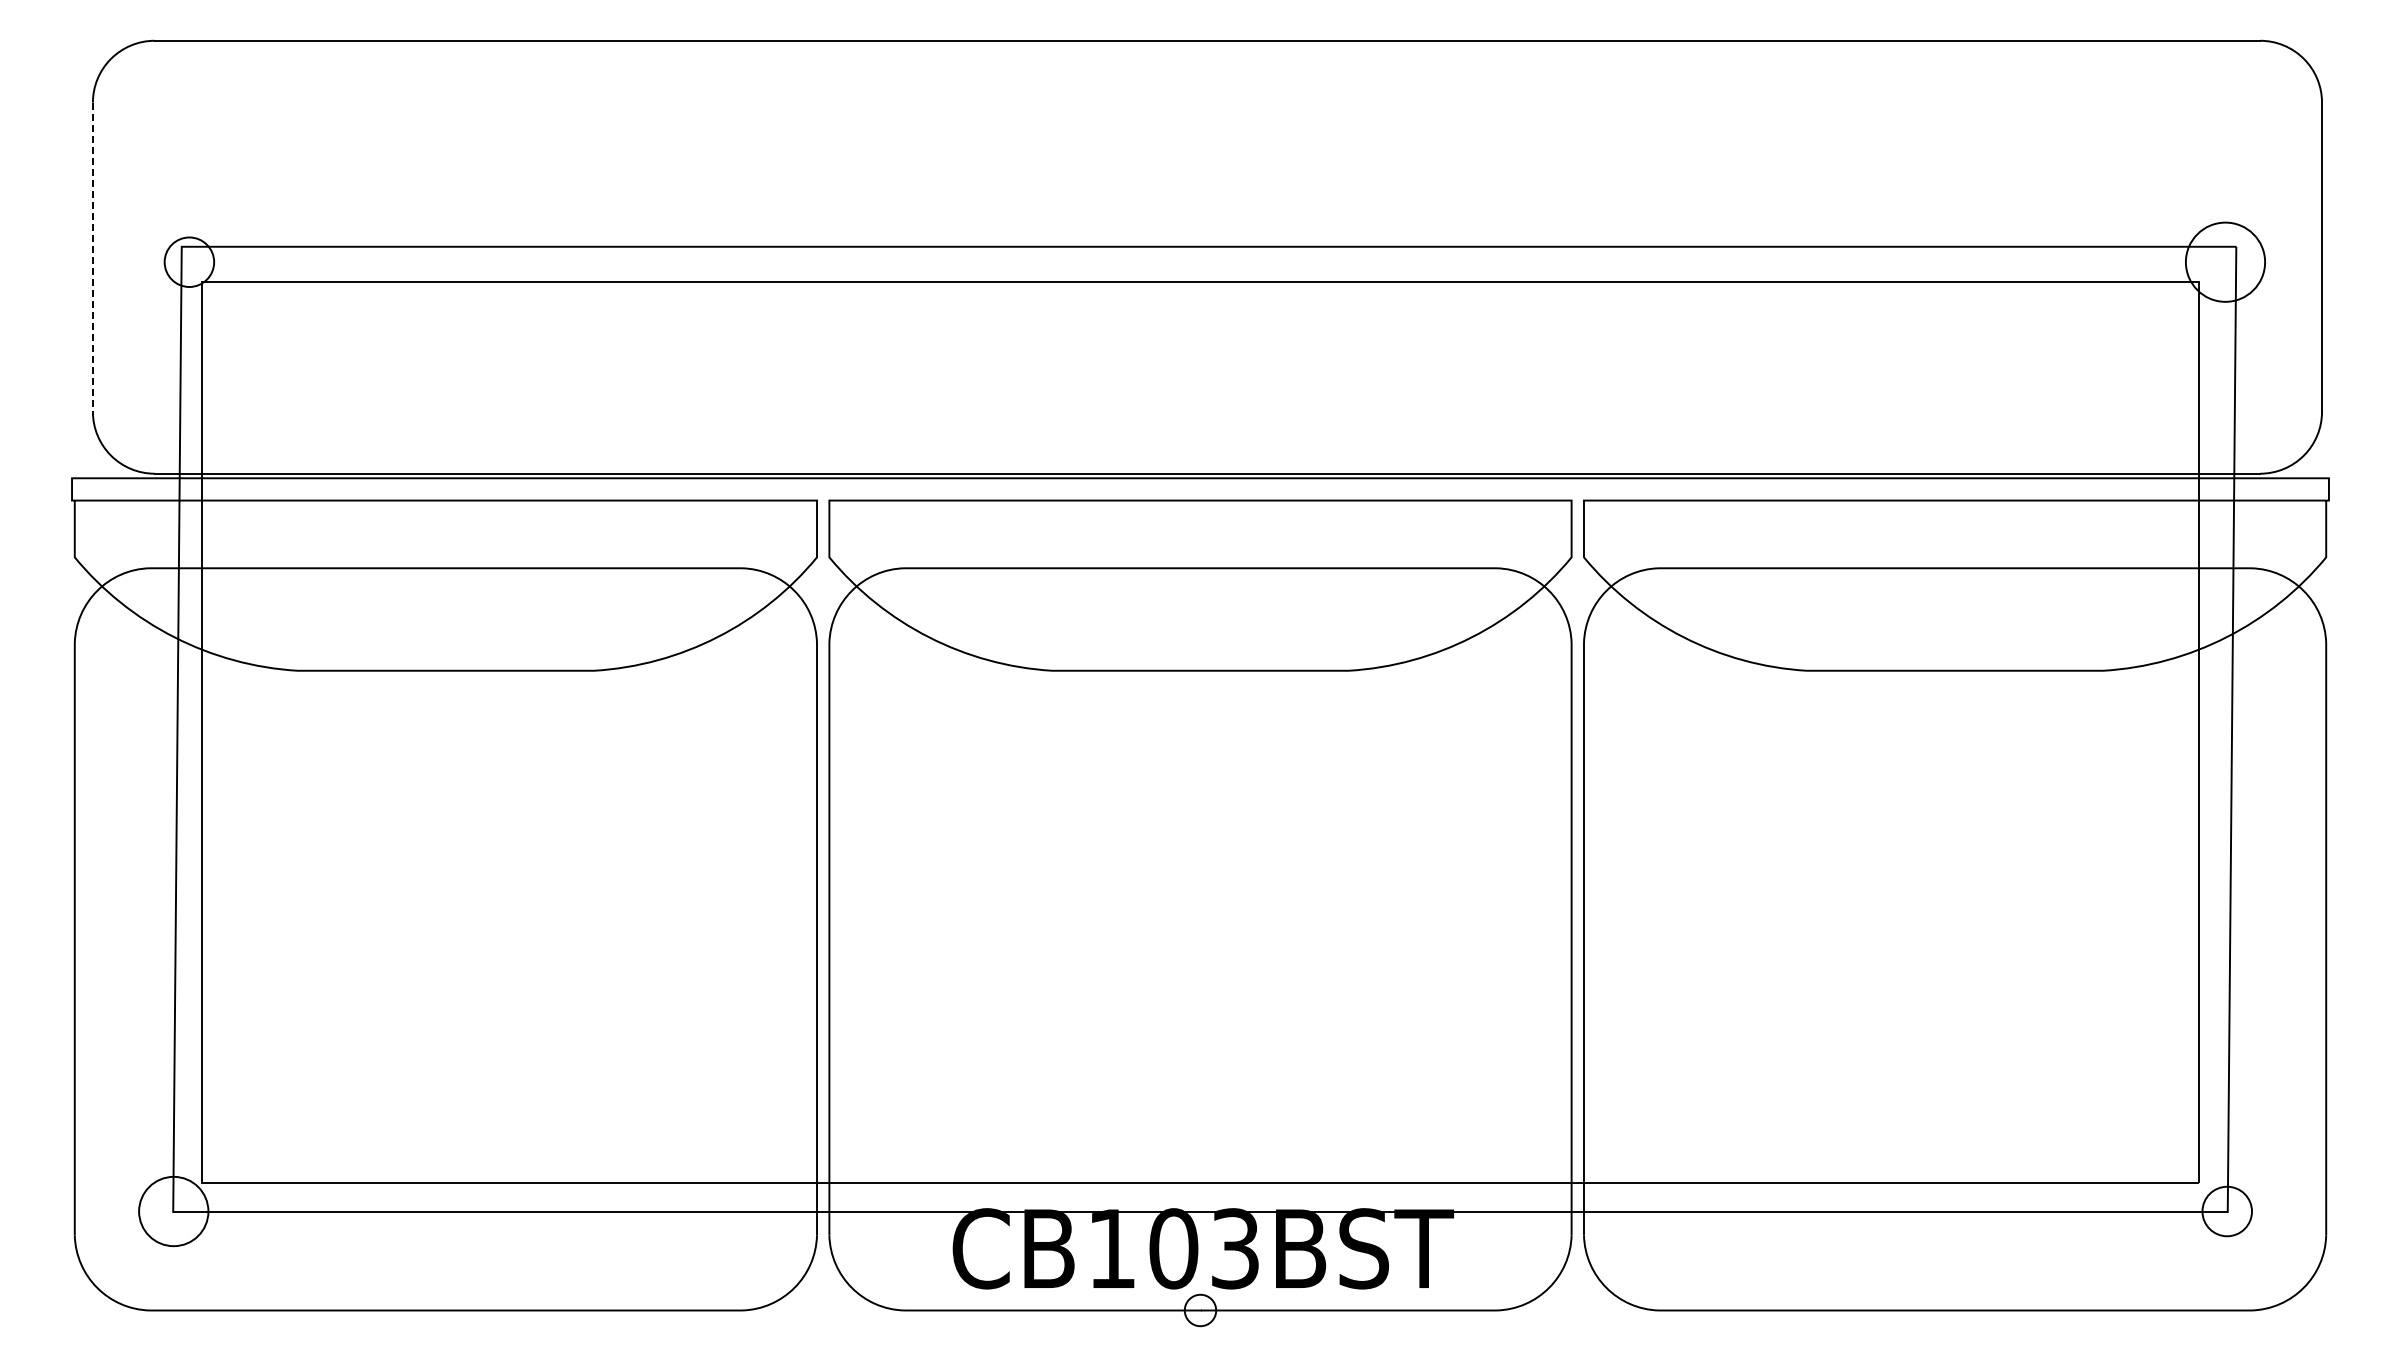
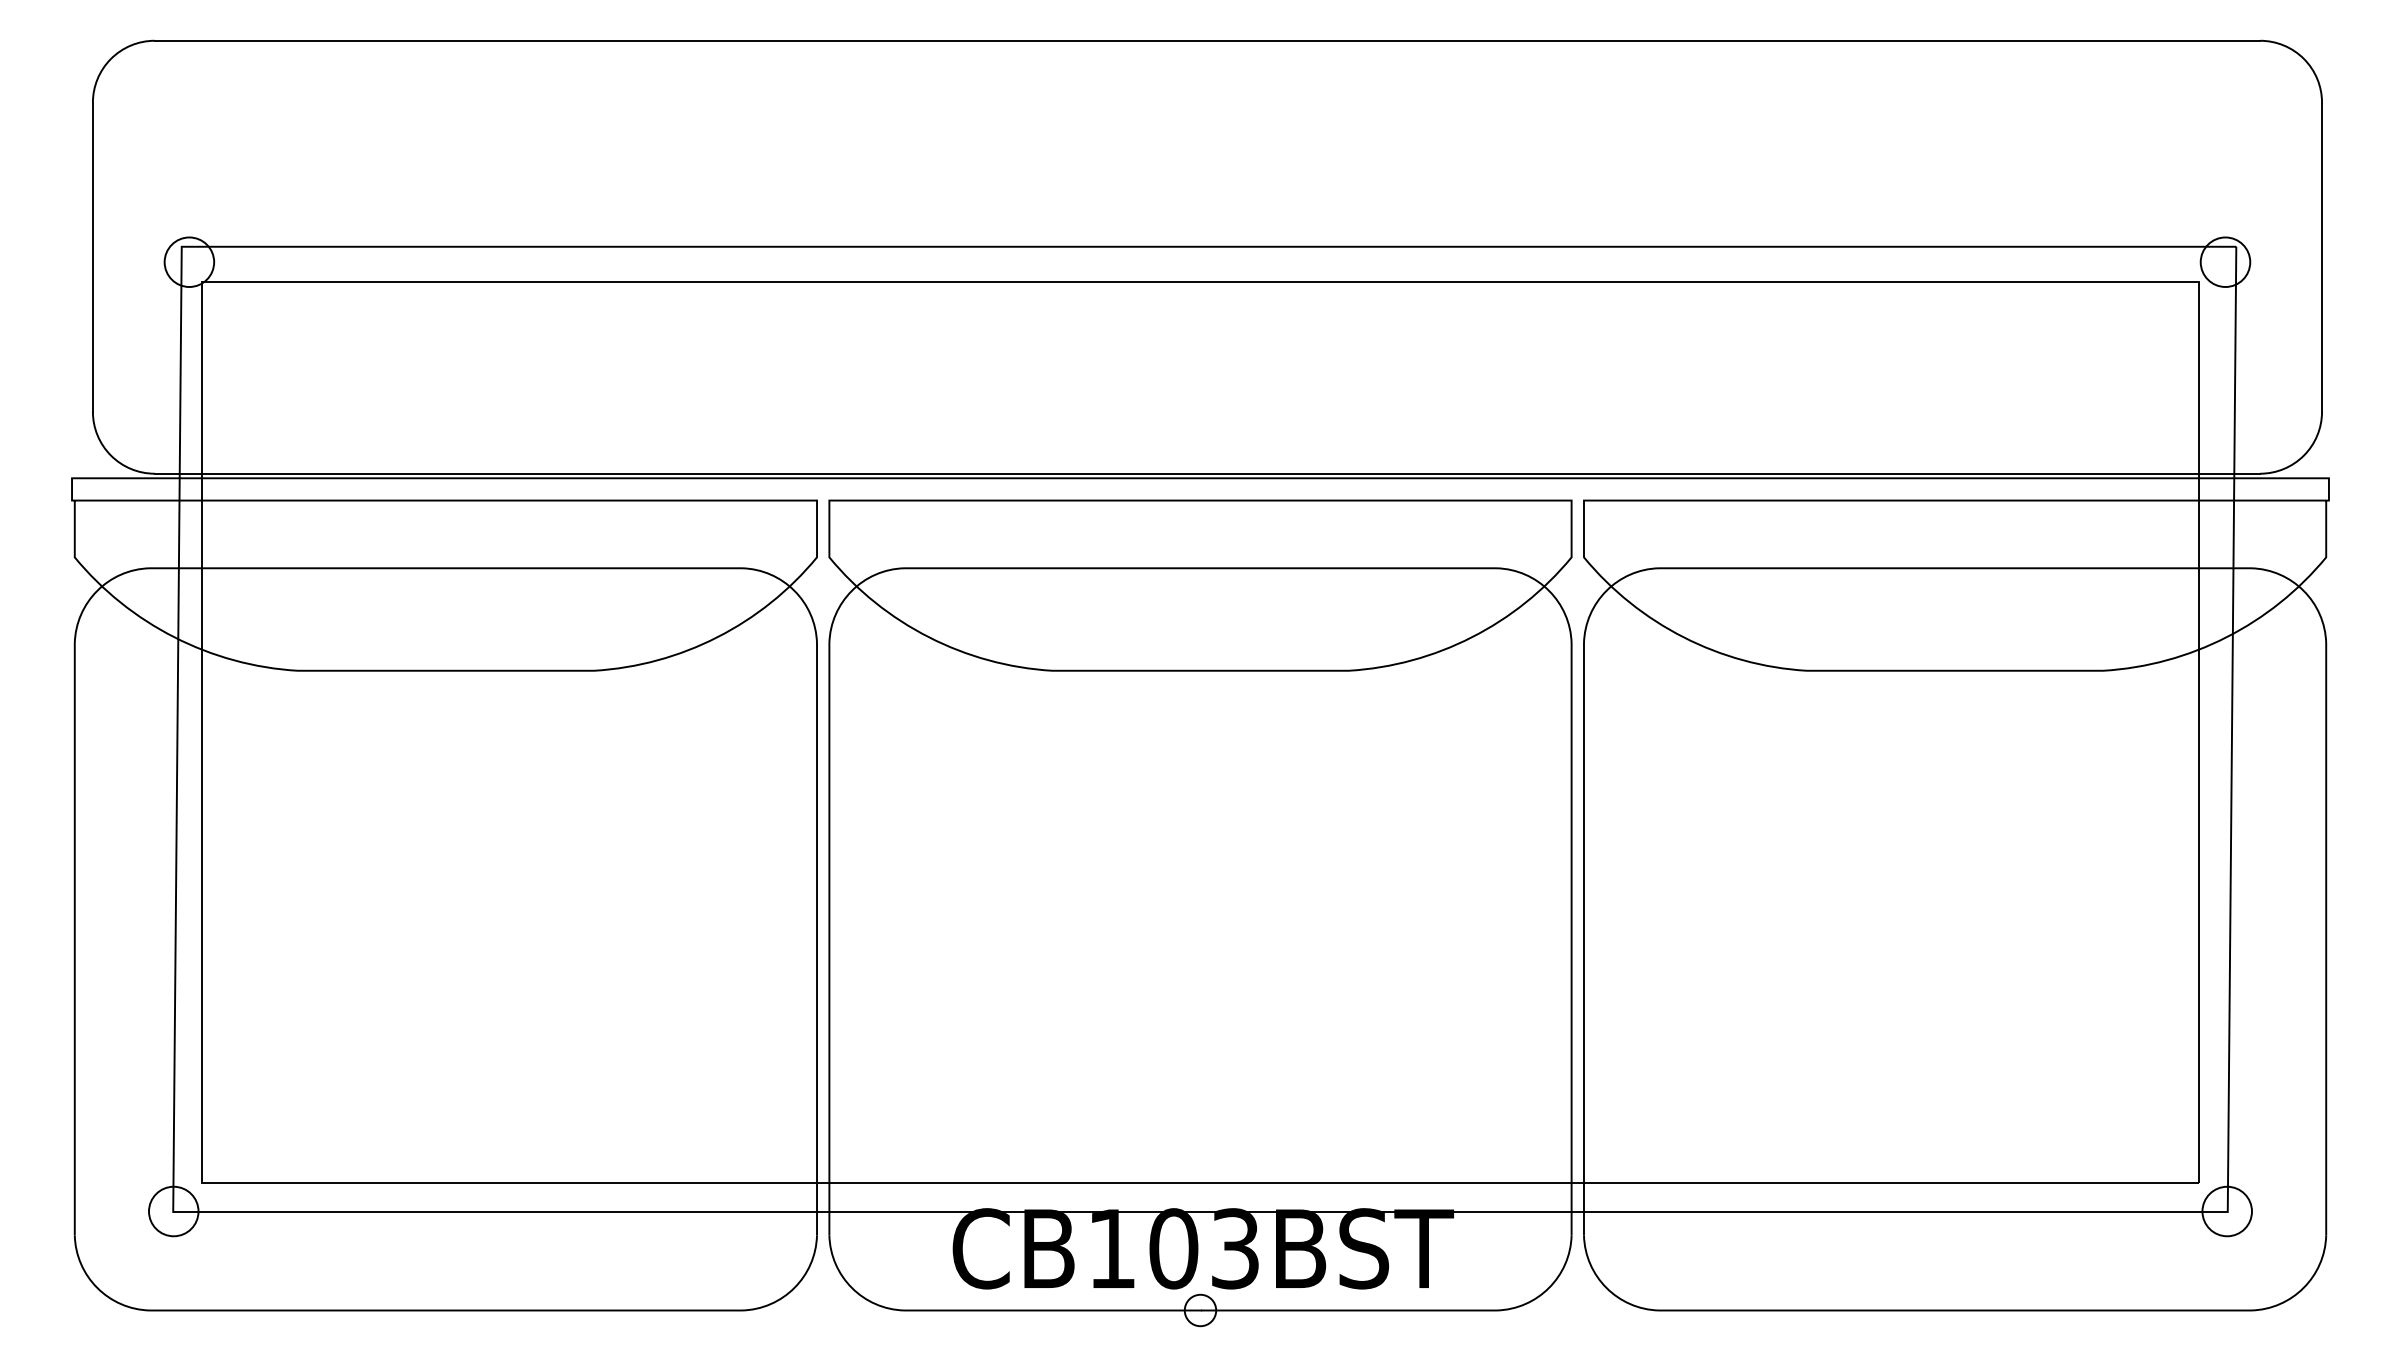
line: dashed -> solid (92, 257)
circle diameter: 79 px -> 50 px (2225, 262)
circle diameter: 69 px -> 50 px (173, 1211)
